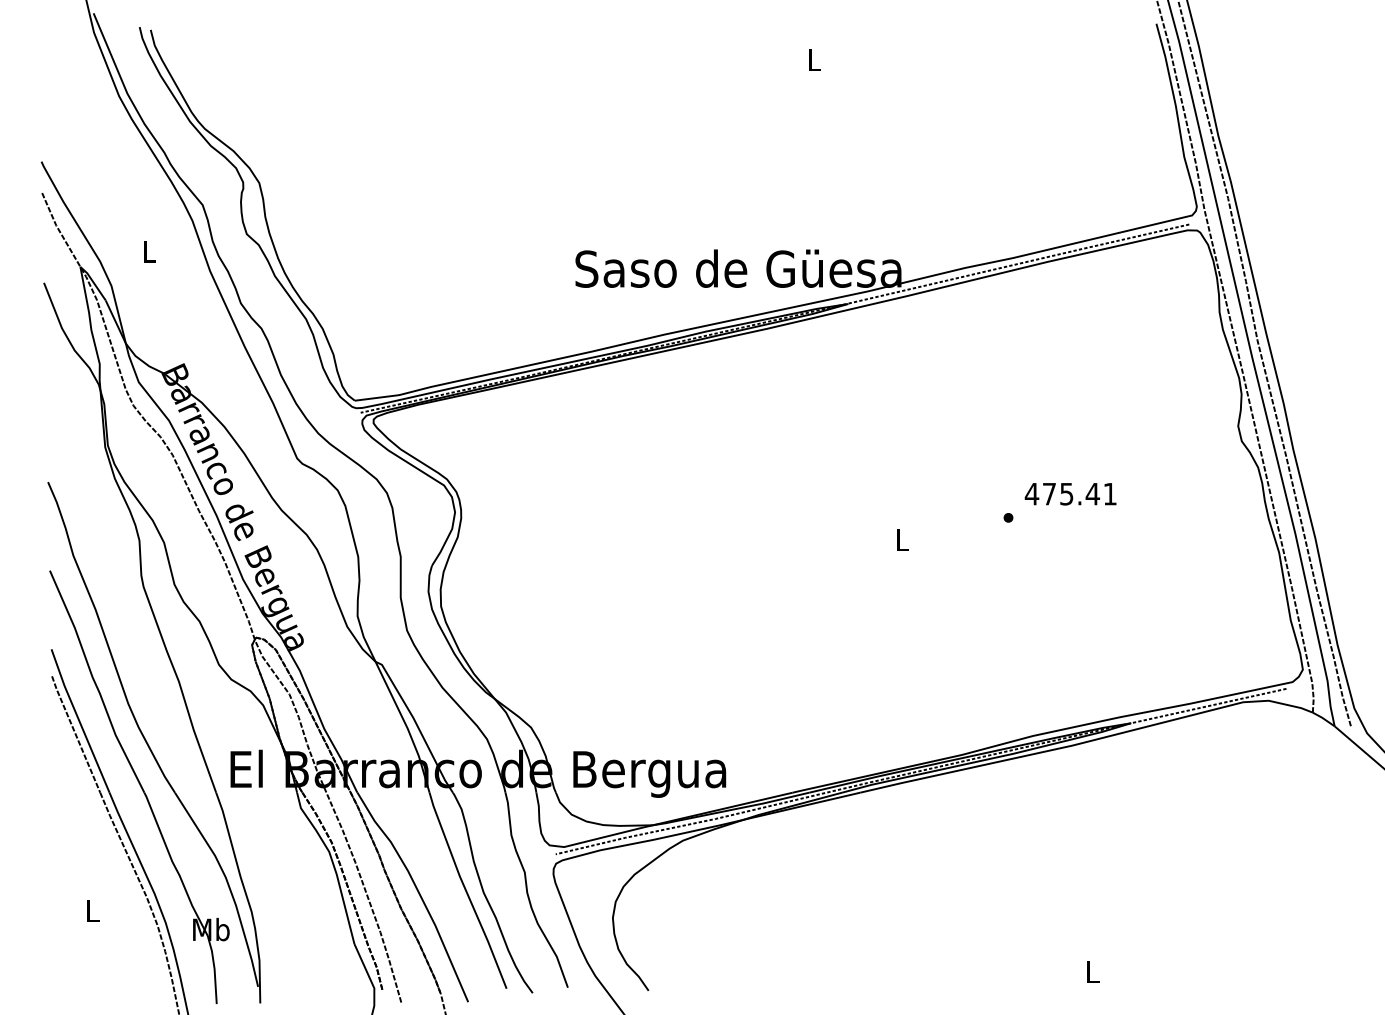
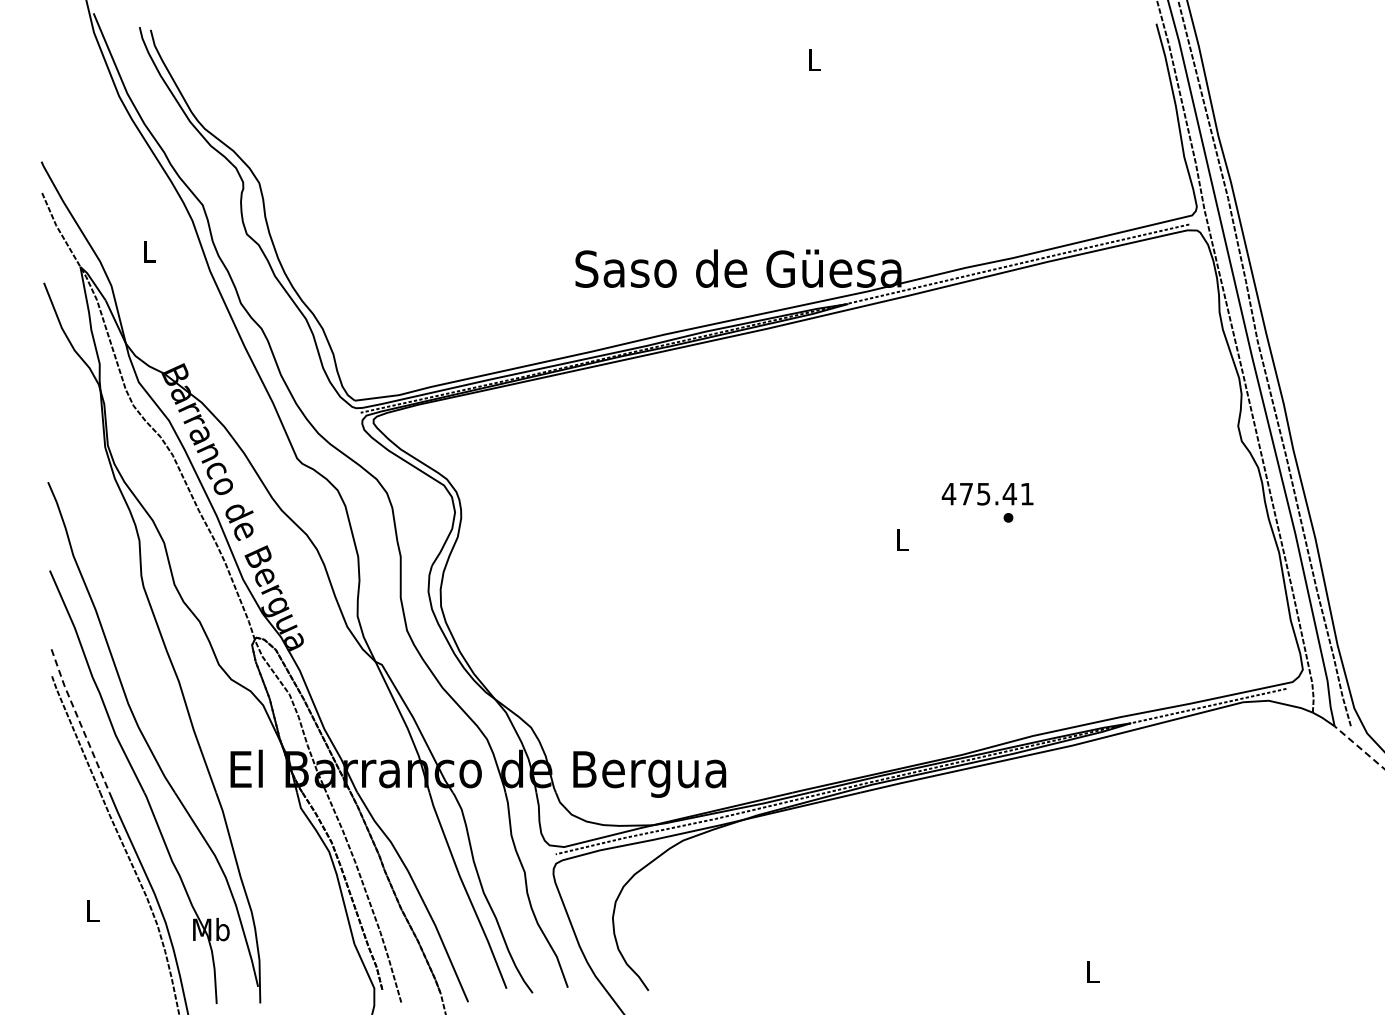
text position: (1070, 494) -> (987, 494) (987, 494)
line: solid -> dashed (79, 720)
line: solid -> dashed (1359, 747)
